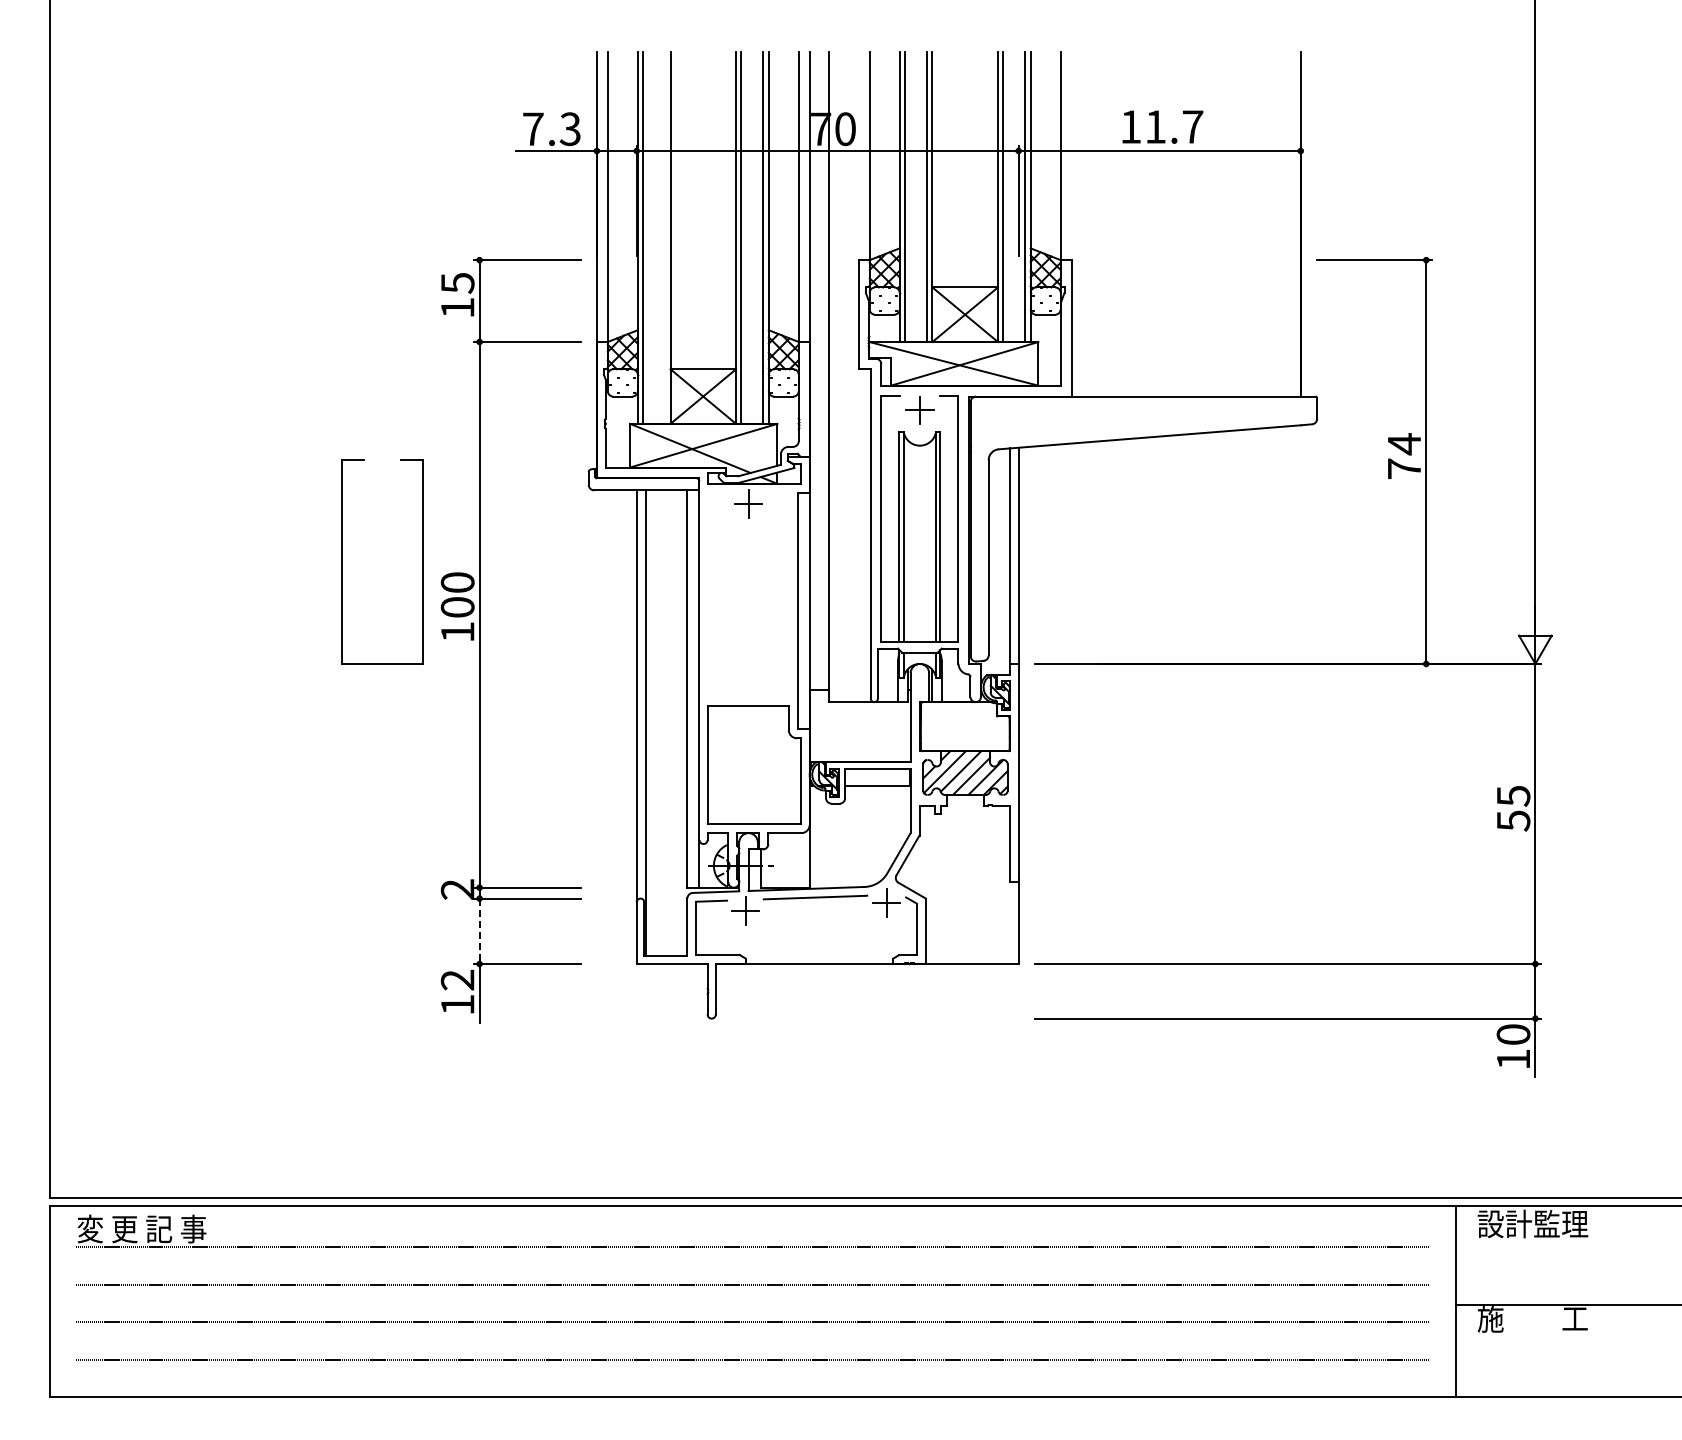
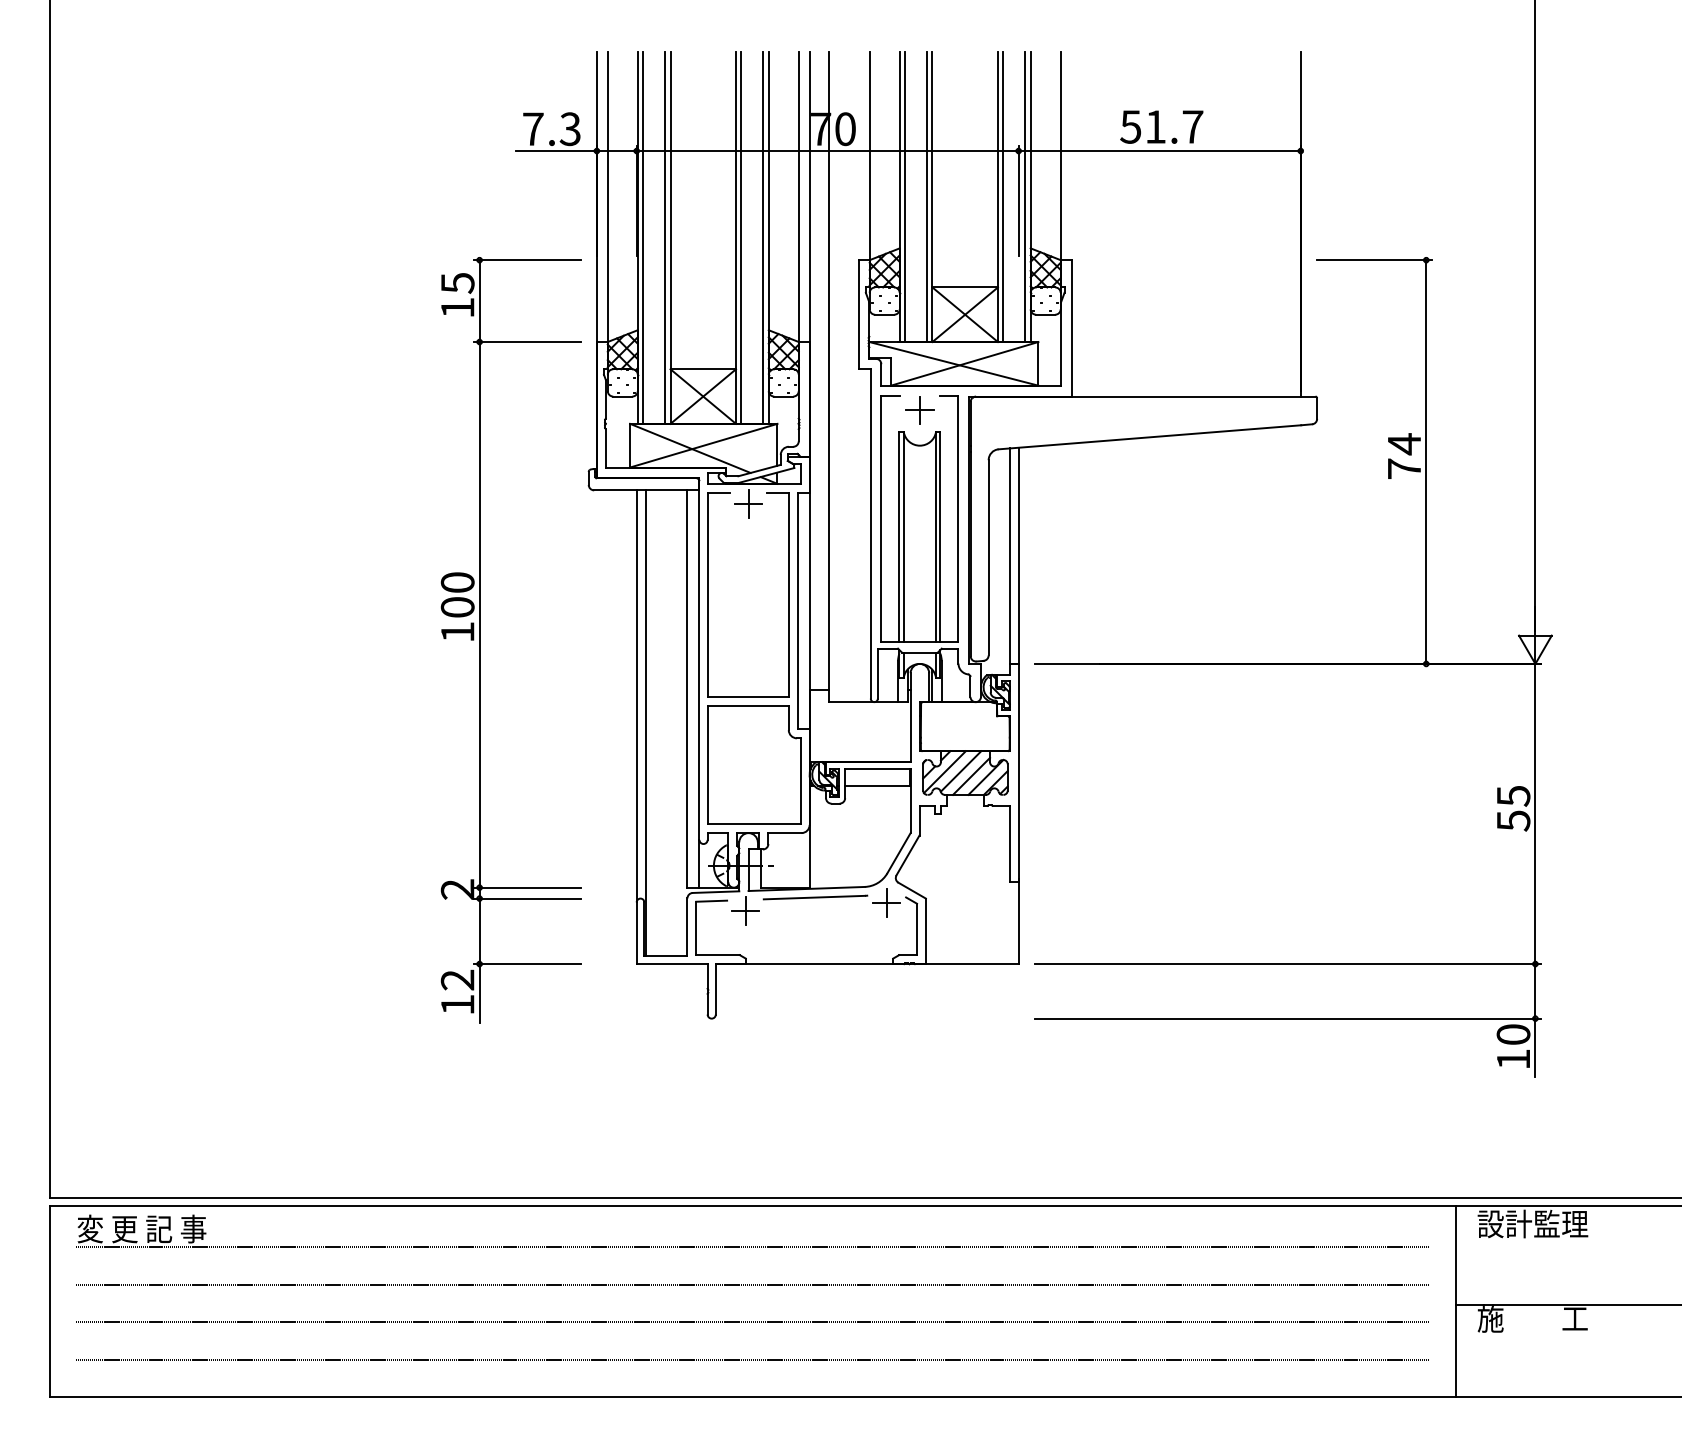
text: 11.7 -> 51.7 (1130, 126)
line: none -> present (665, 237)
part position: (342, 561) -> (708, 594) (708, 594)
line: dashed -> solid (479, 931)
